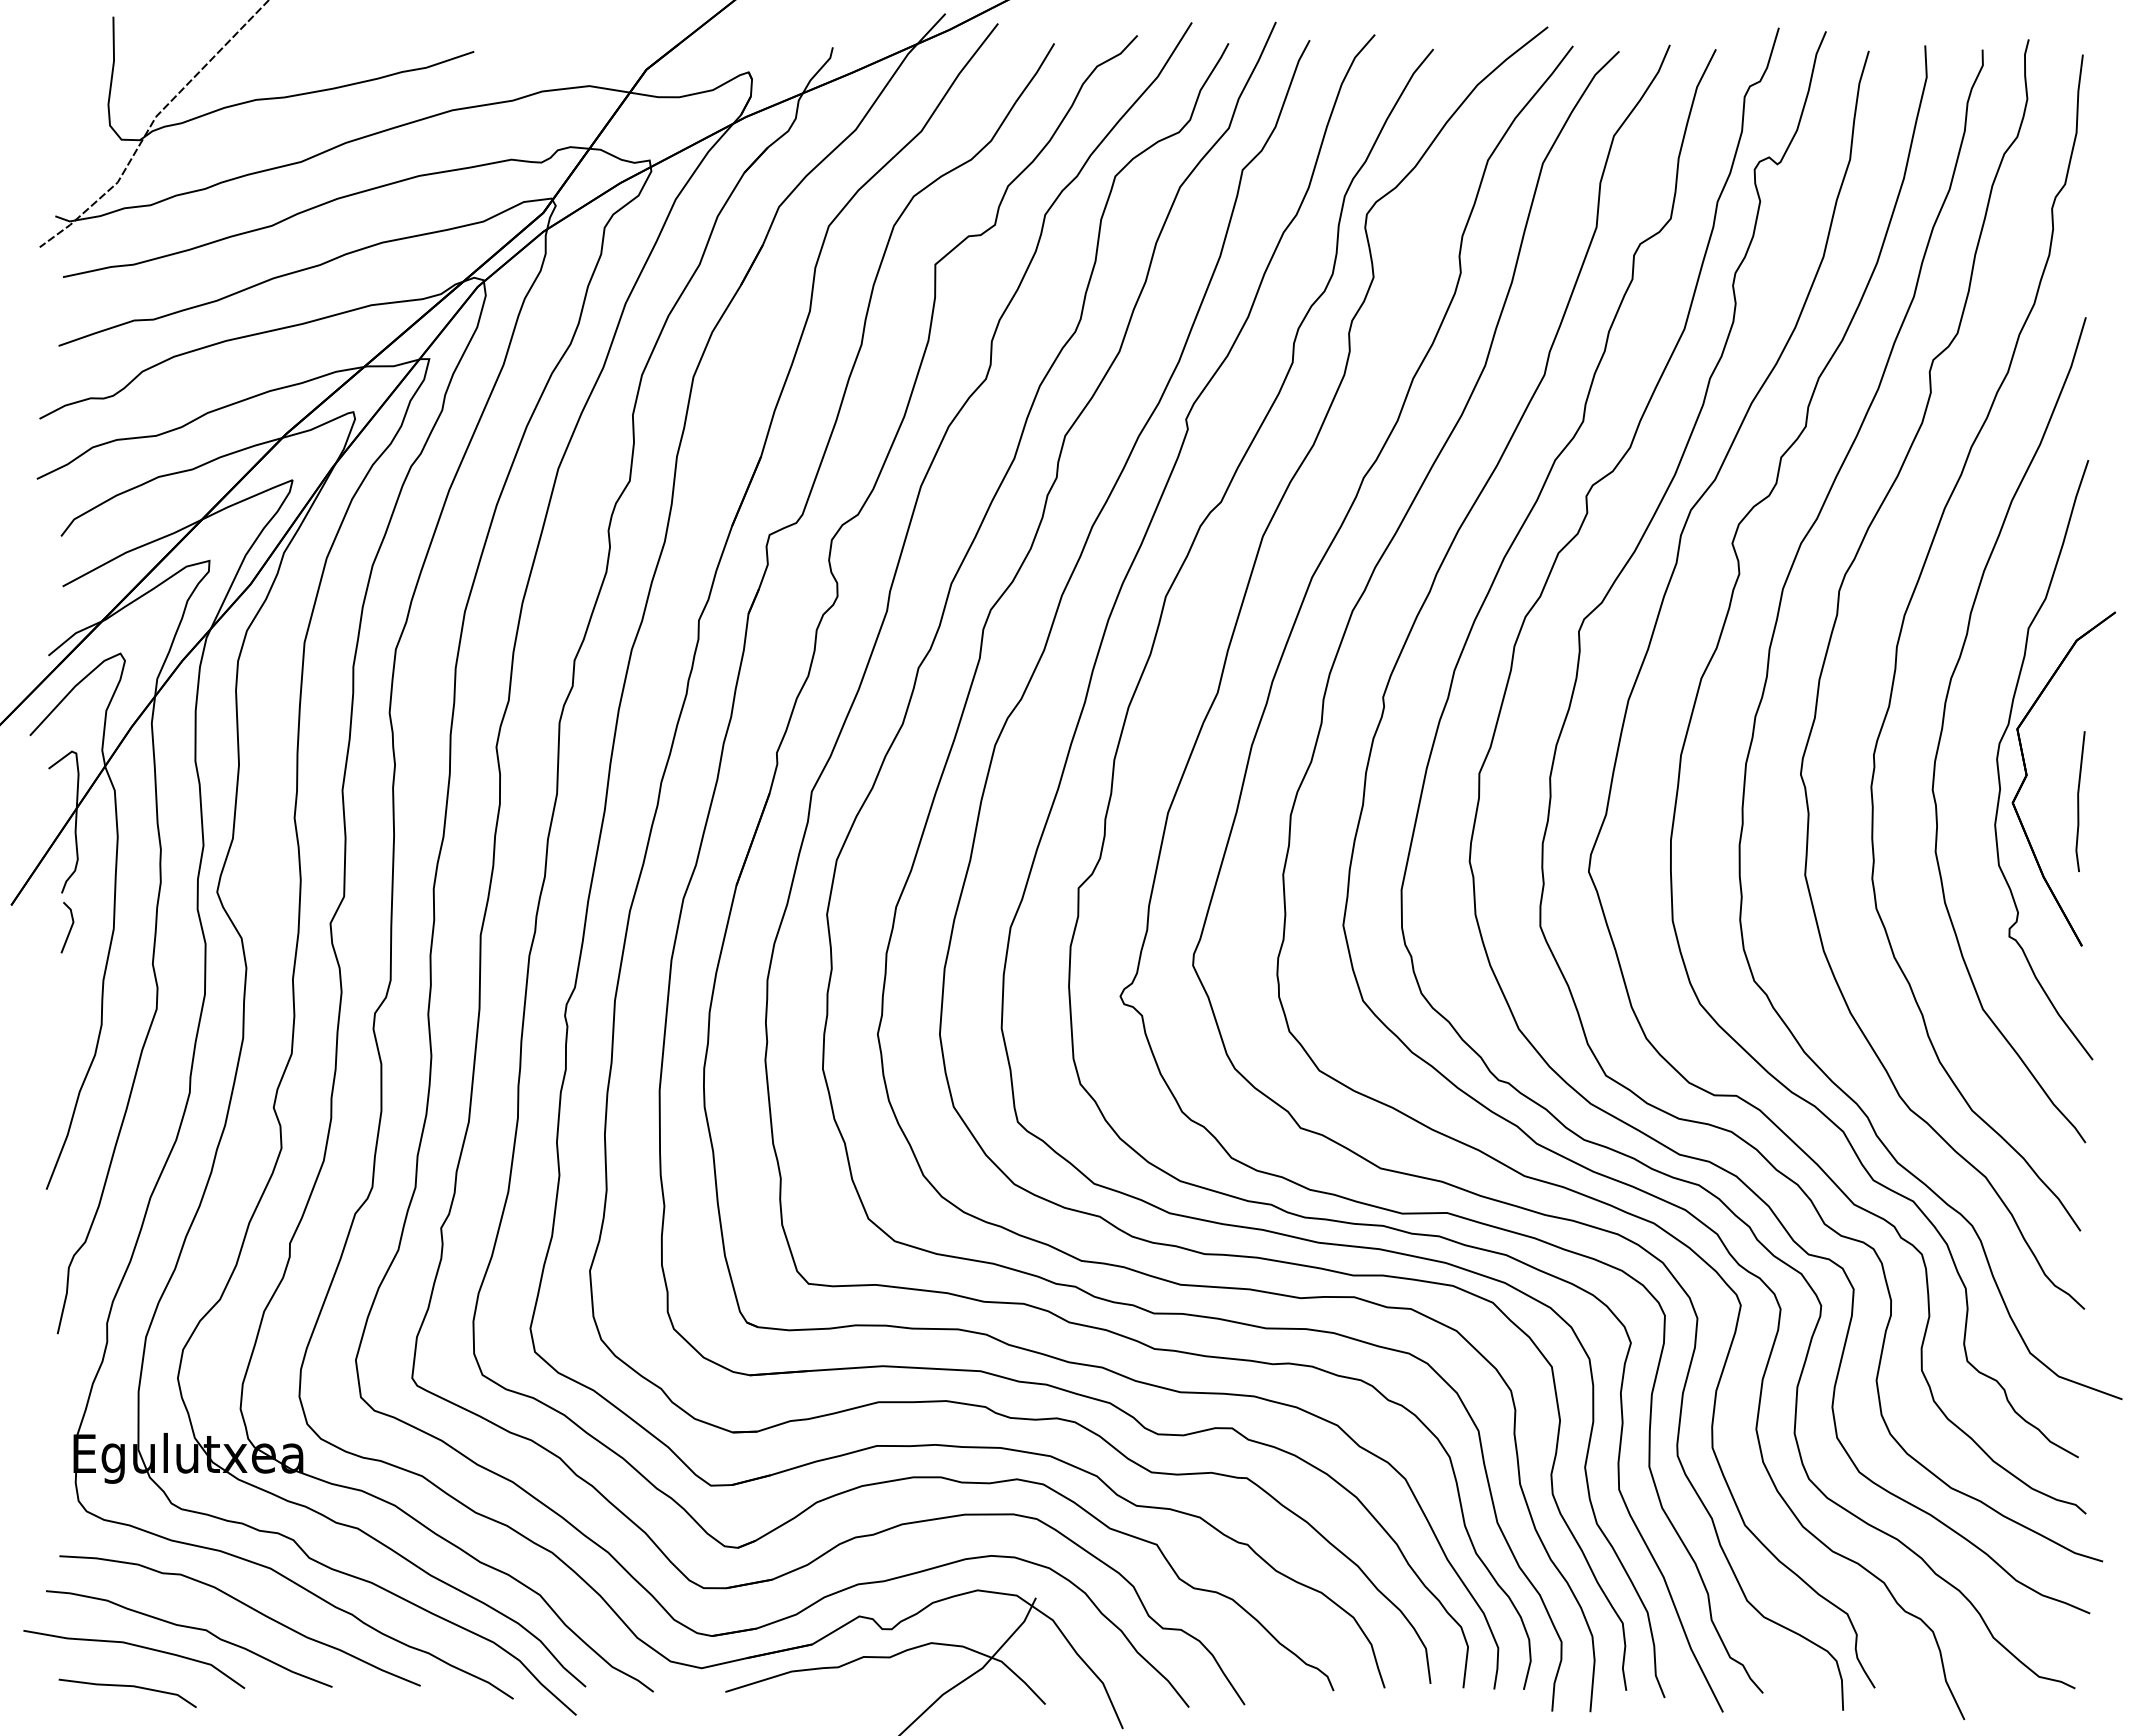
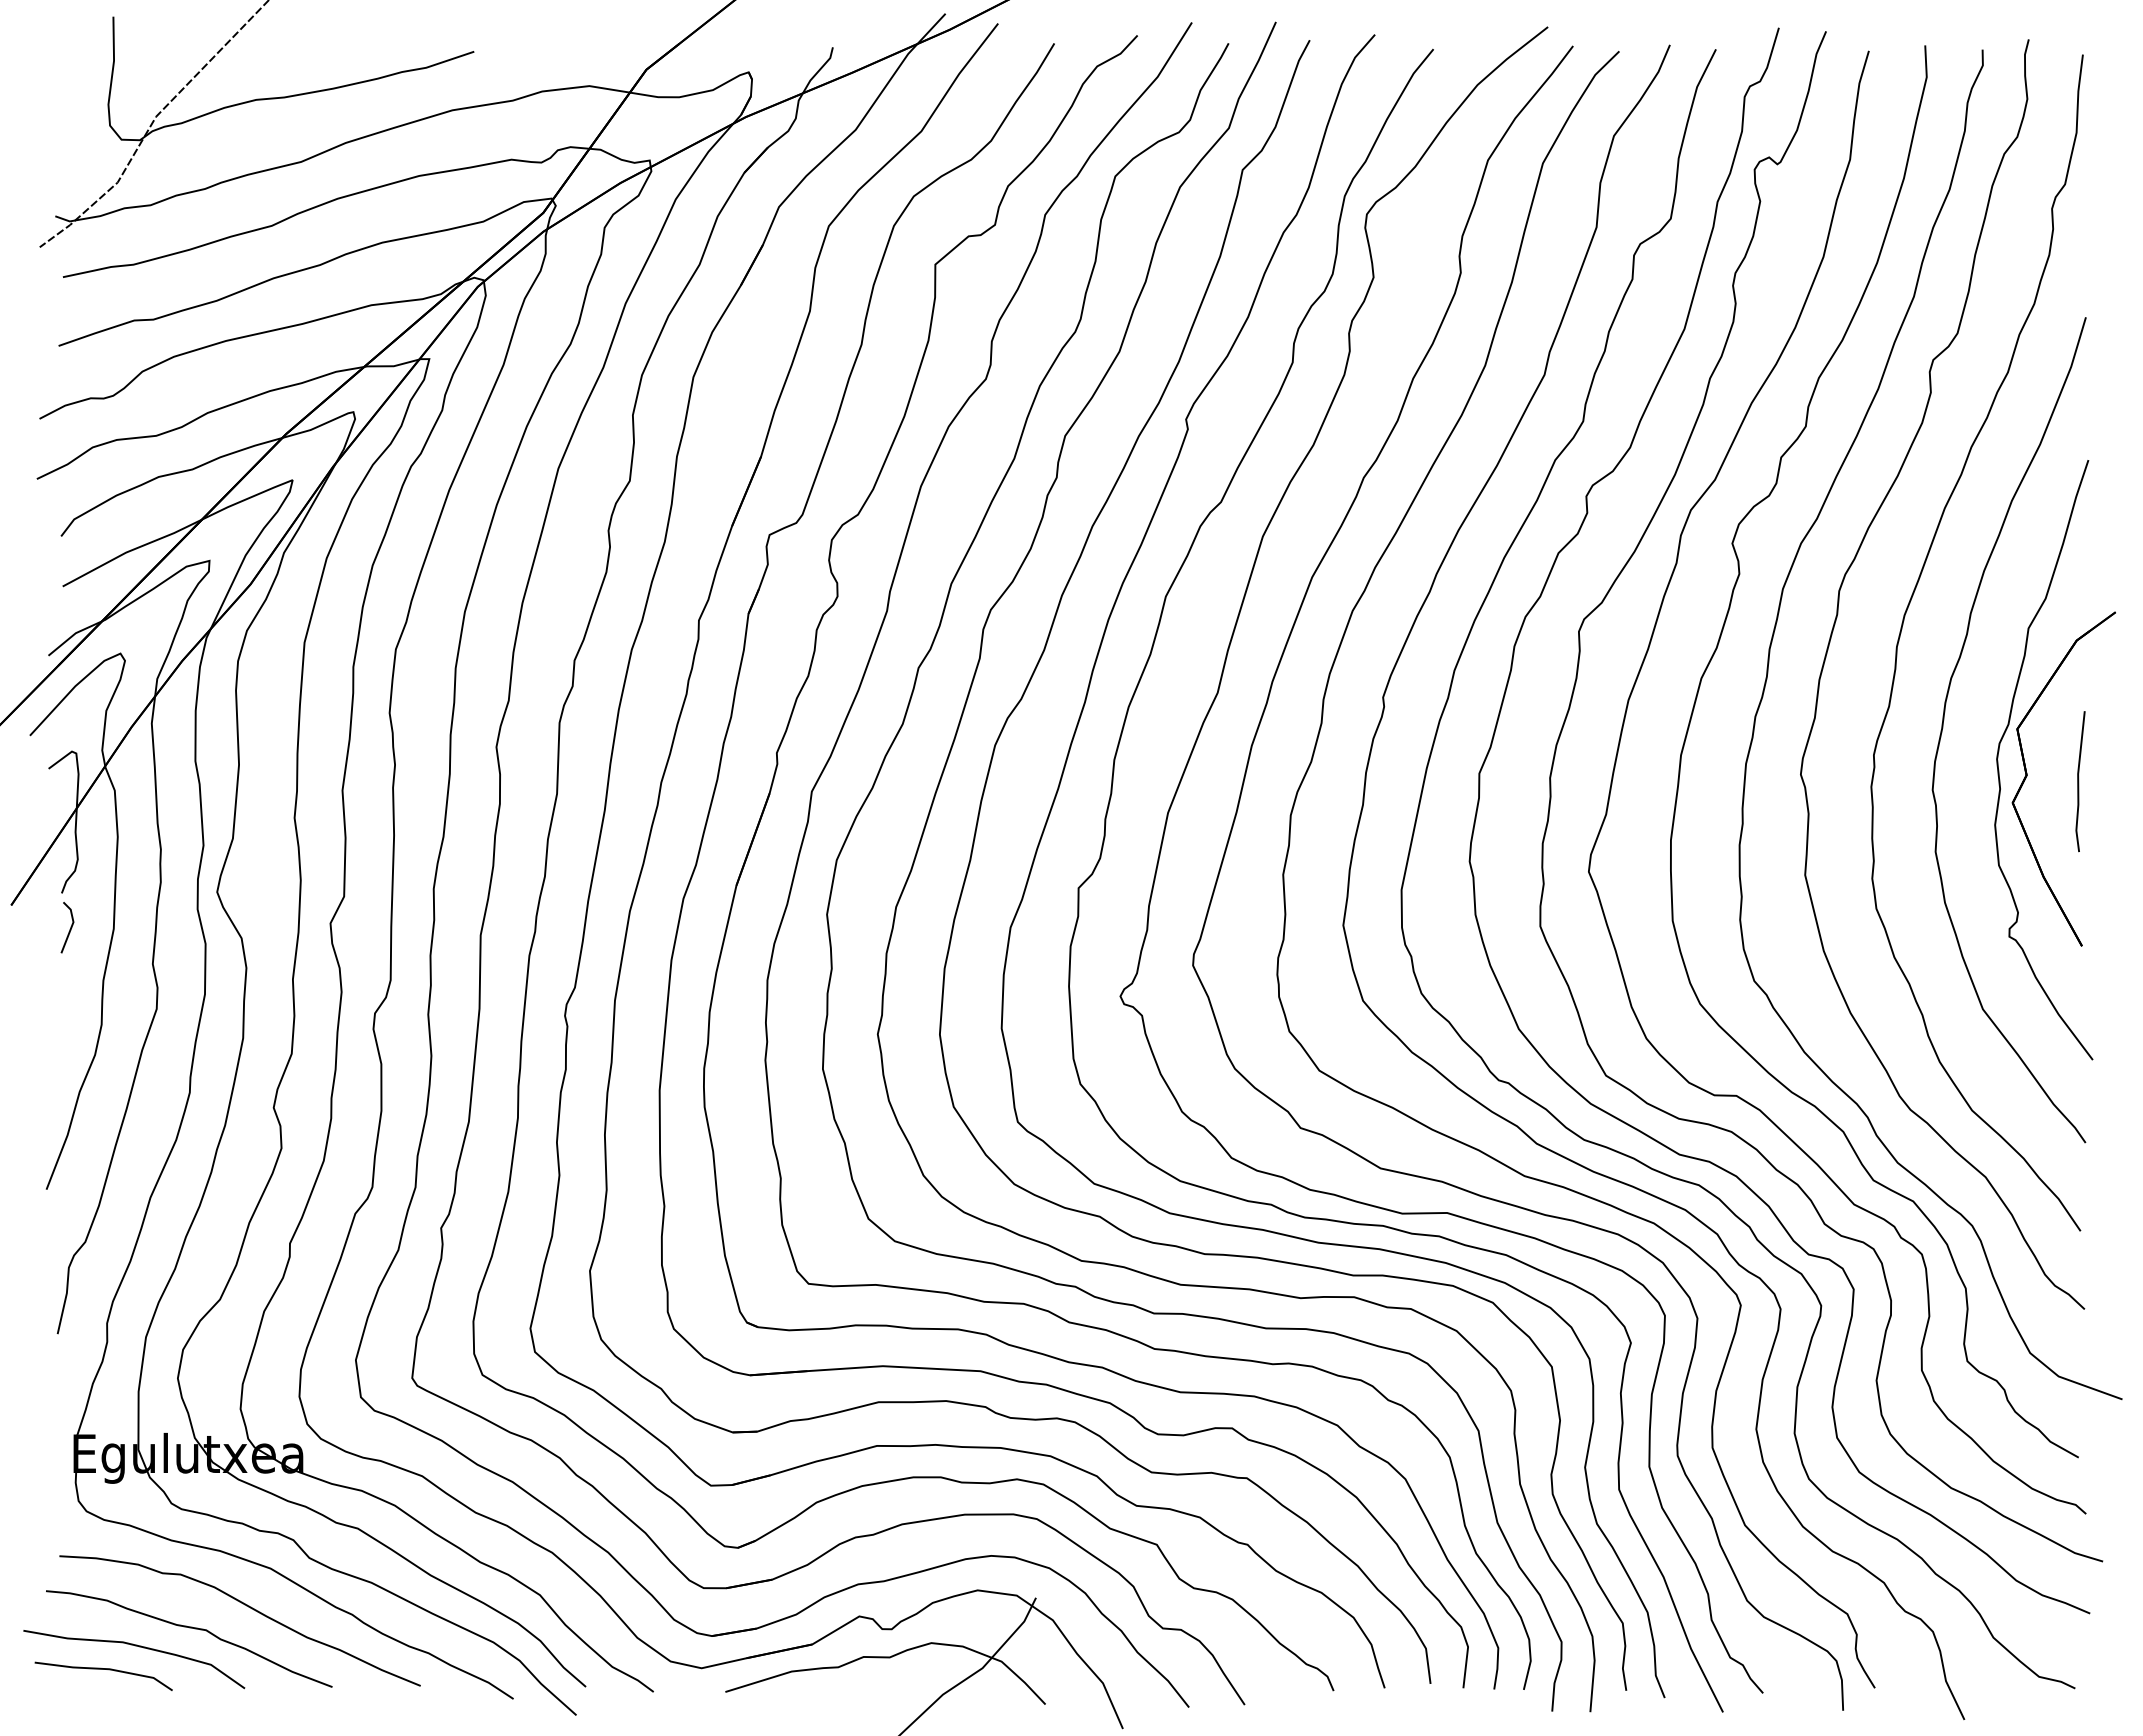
line position: (2079, 801) -> (2079, 781) (2079, 781)
line position: (127, 1686) -> (103, 1669) (103, 1669)
